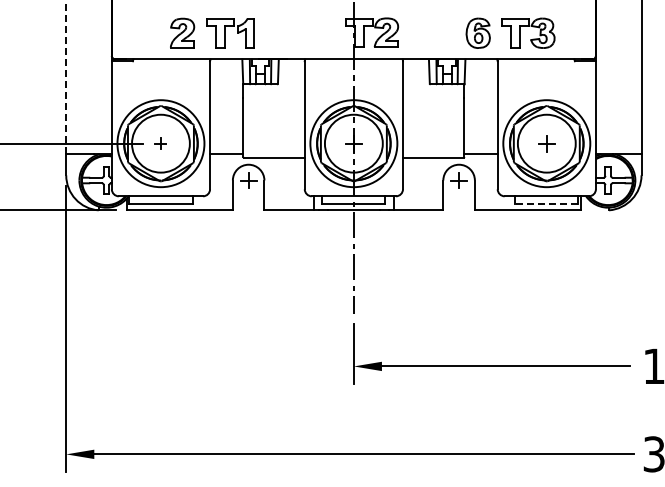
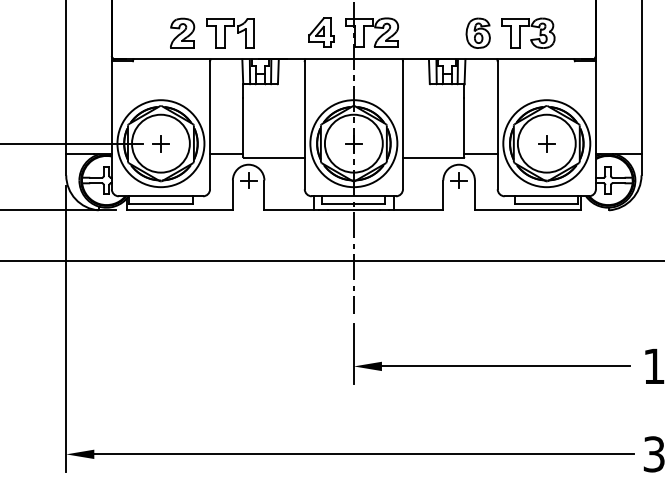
part: none -> present (321, 32)
line: dashed -> solid (66, 76)
part size: 13x13 px -> 18x18 px (160, 143)
line: dashed -> solid (546, 204)
line: none -> present (331, 261)
